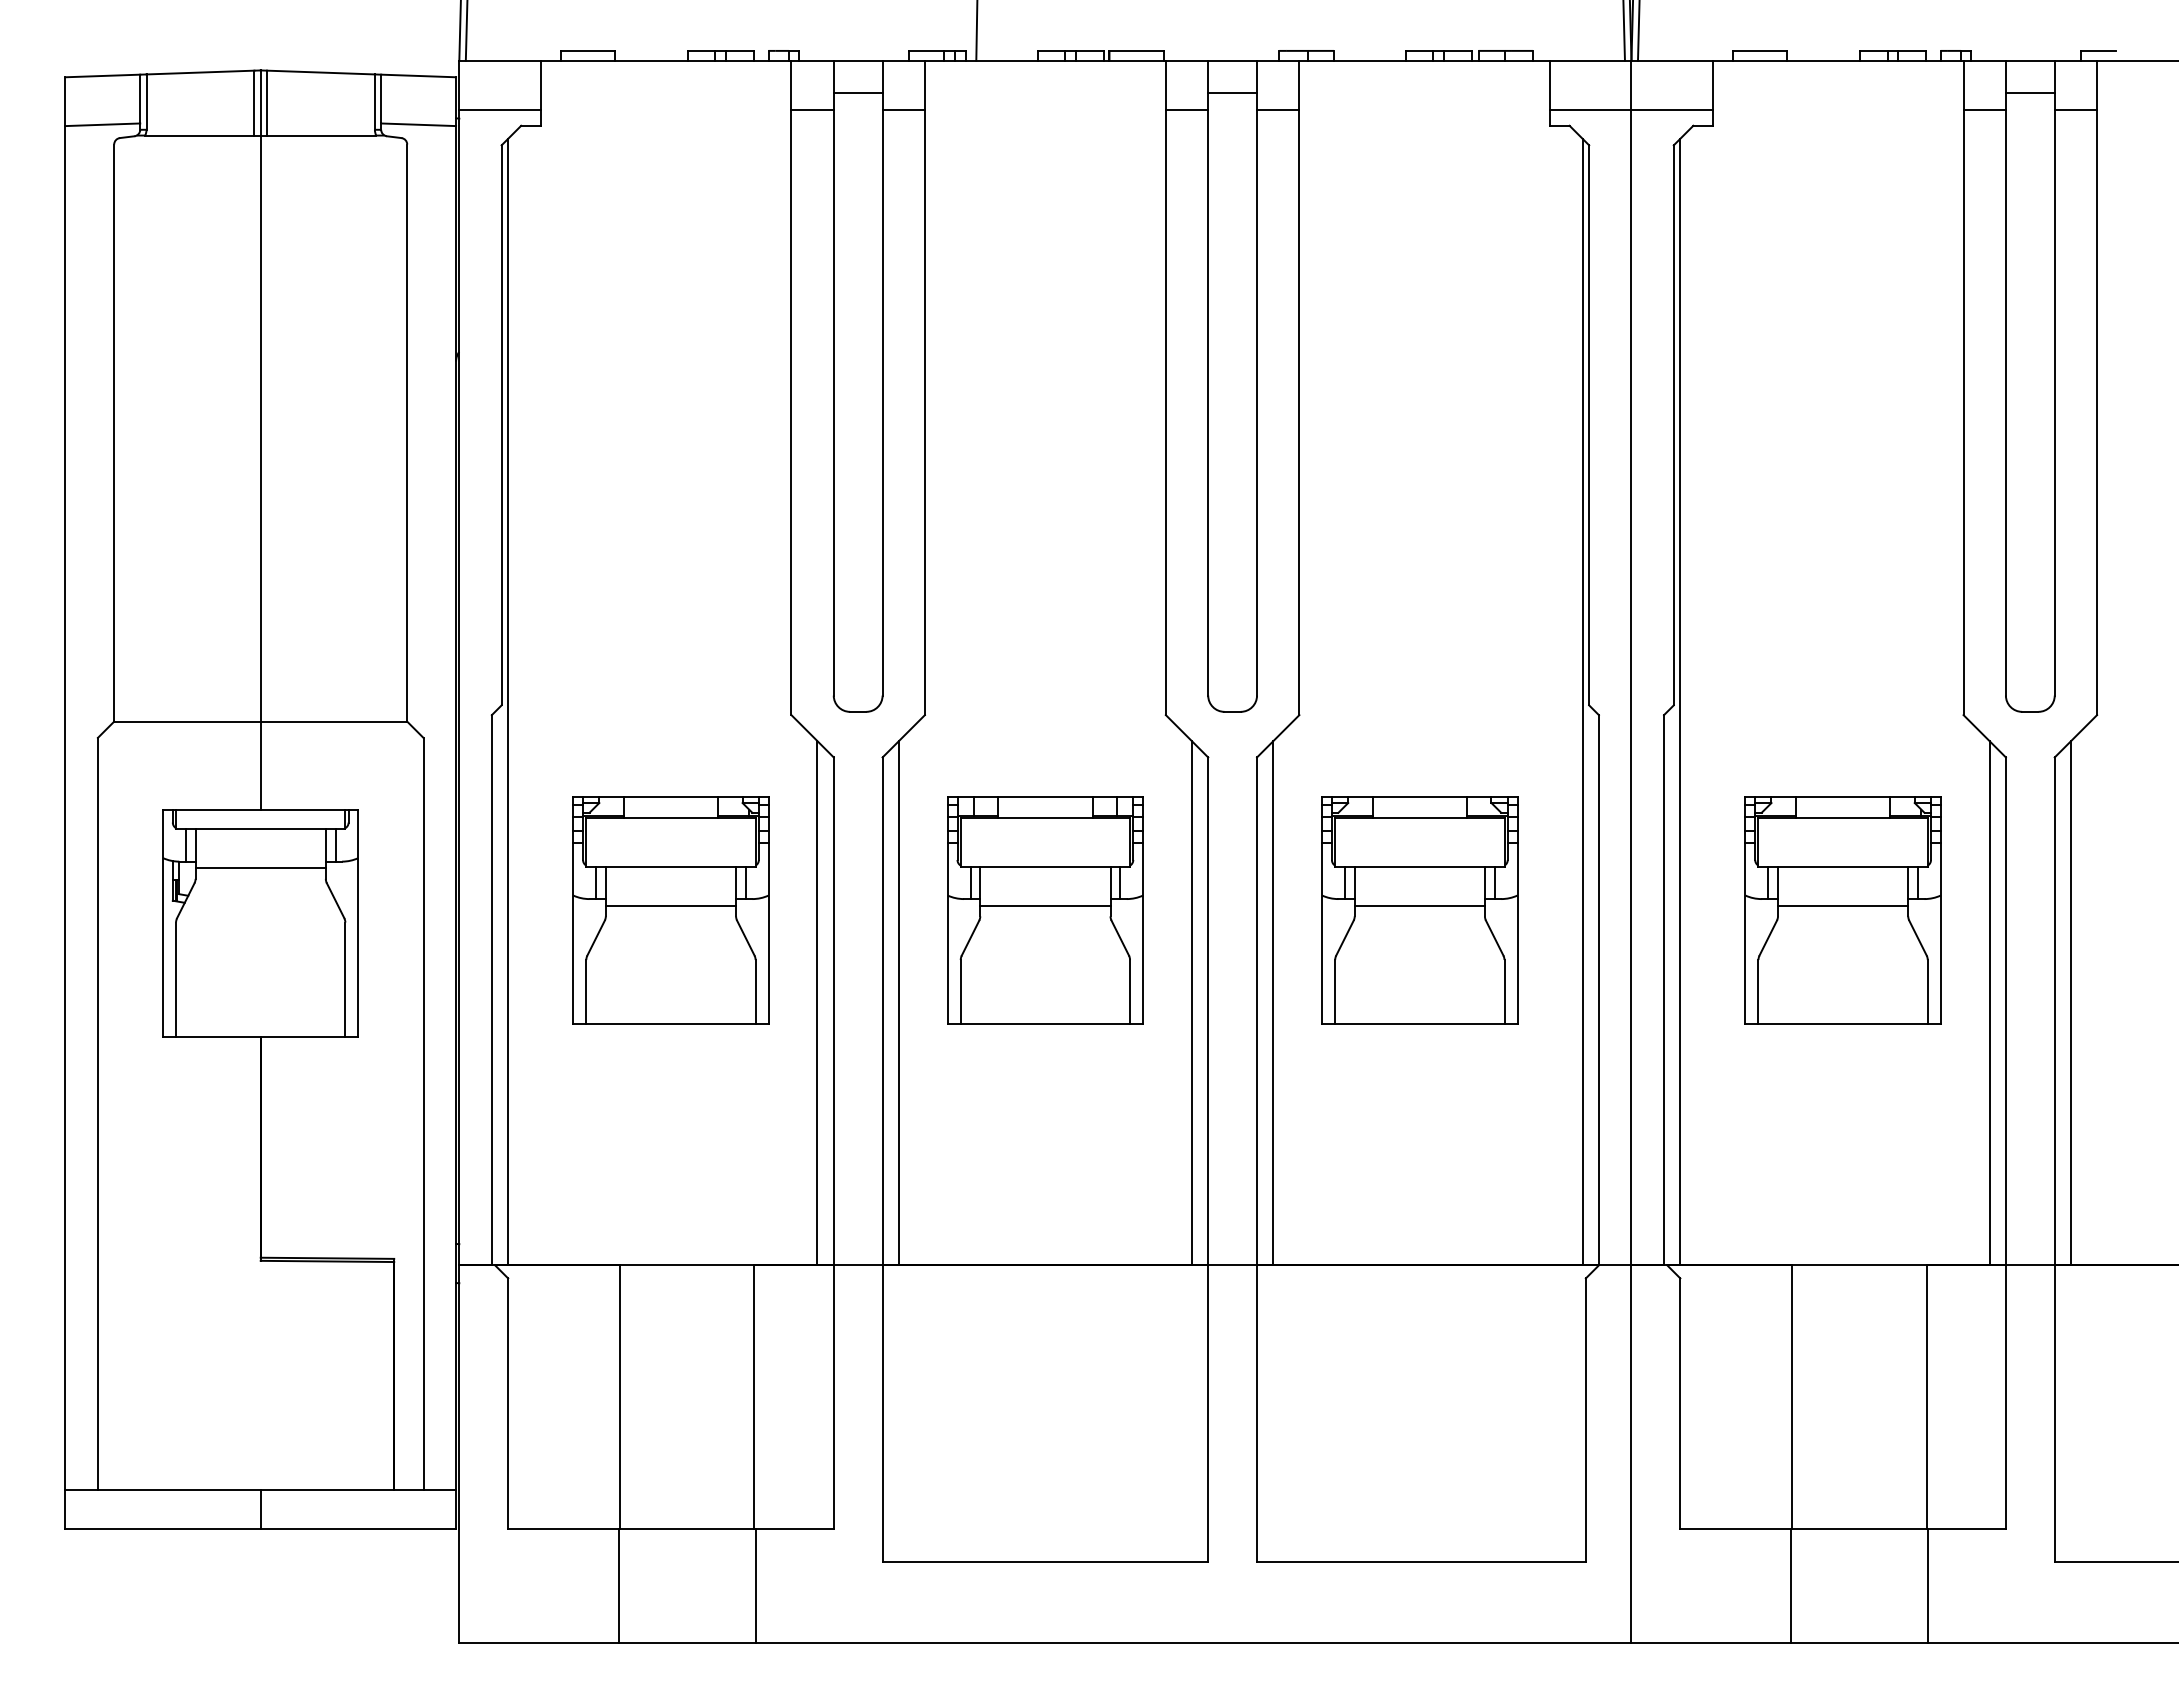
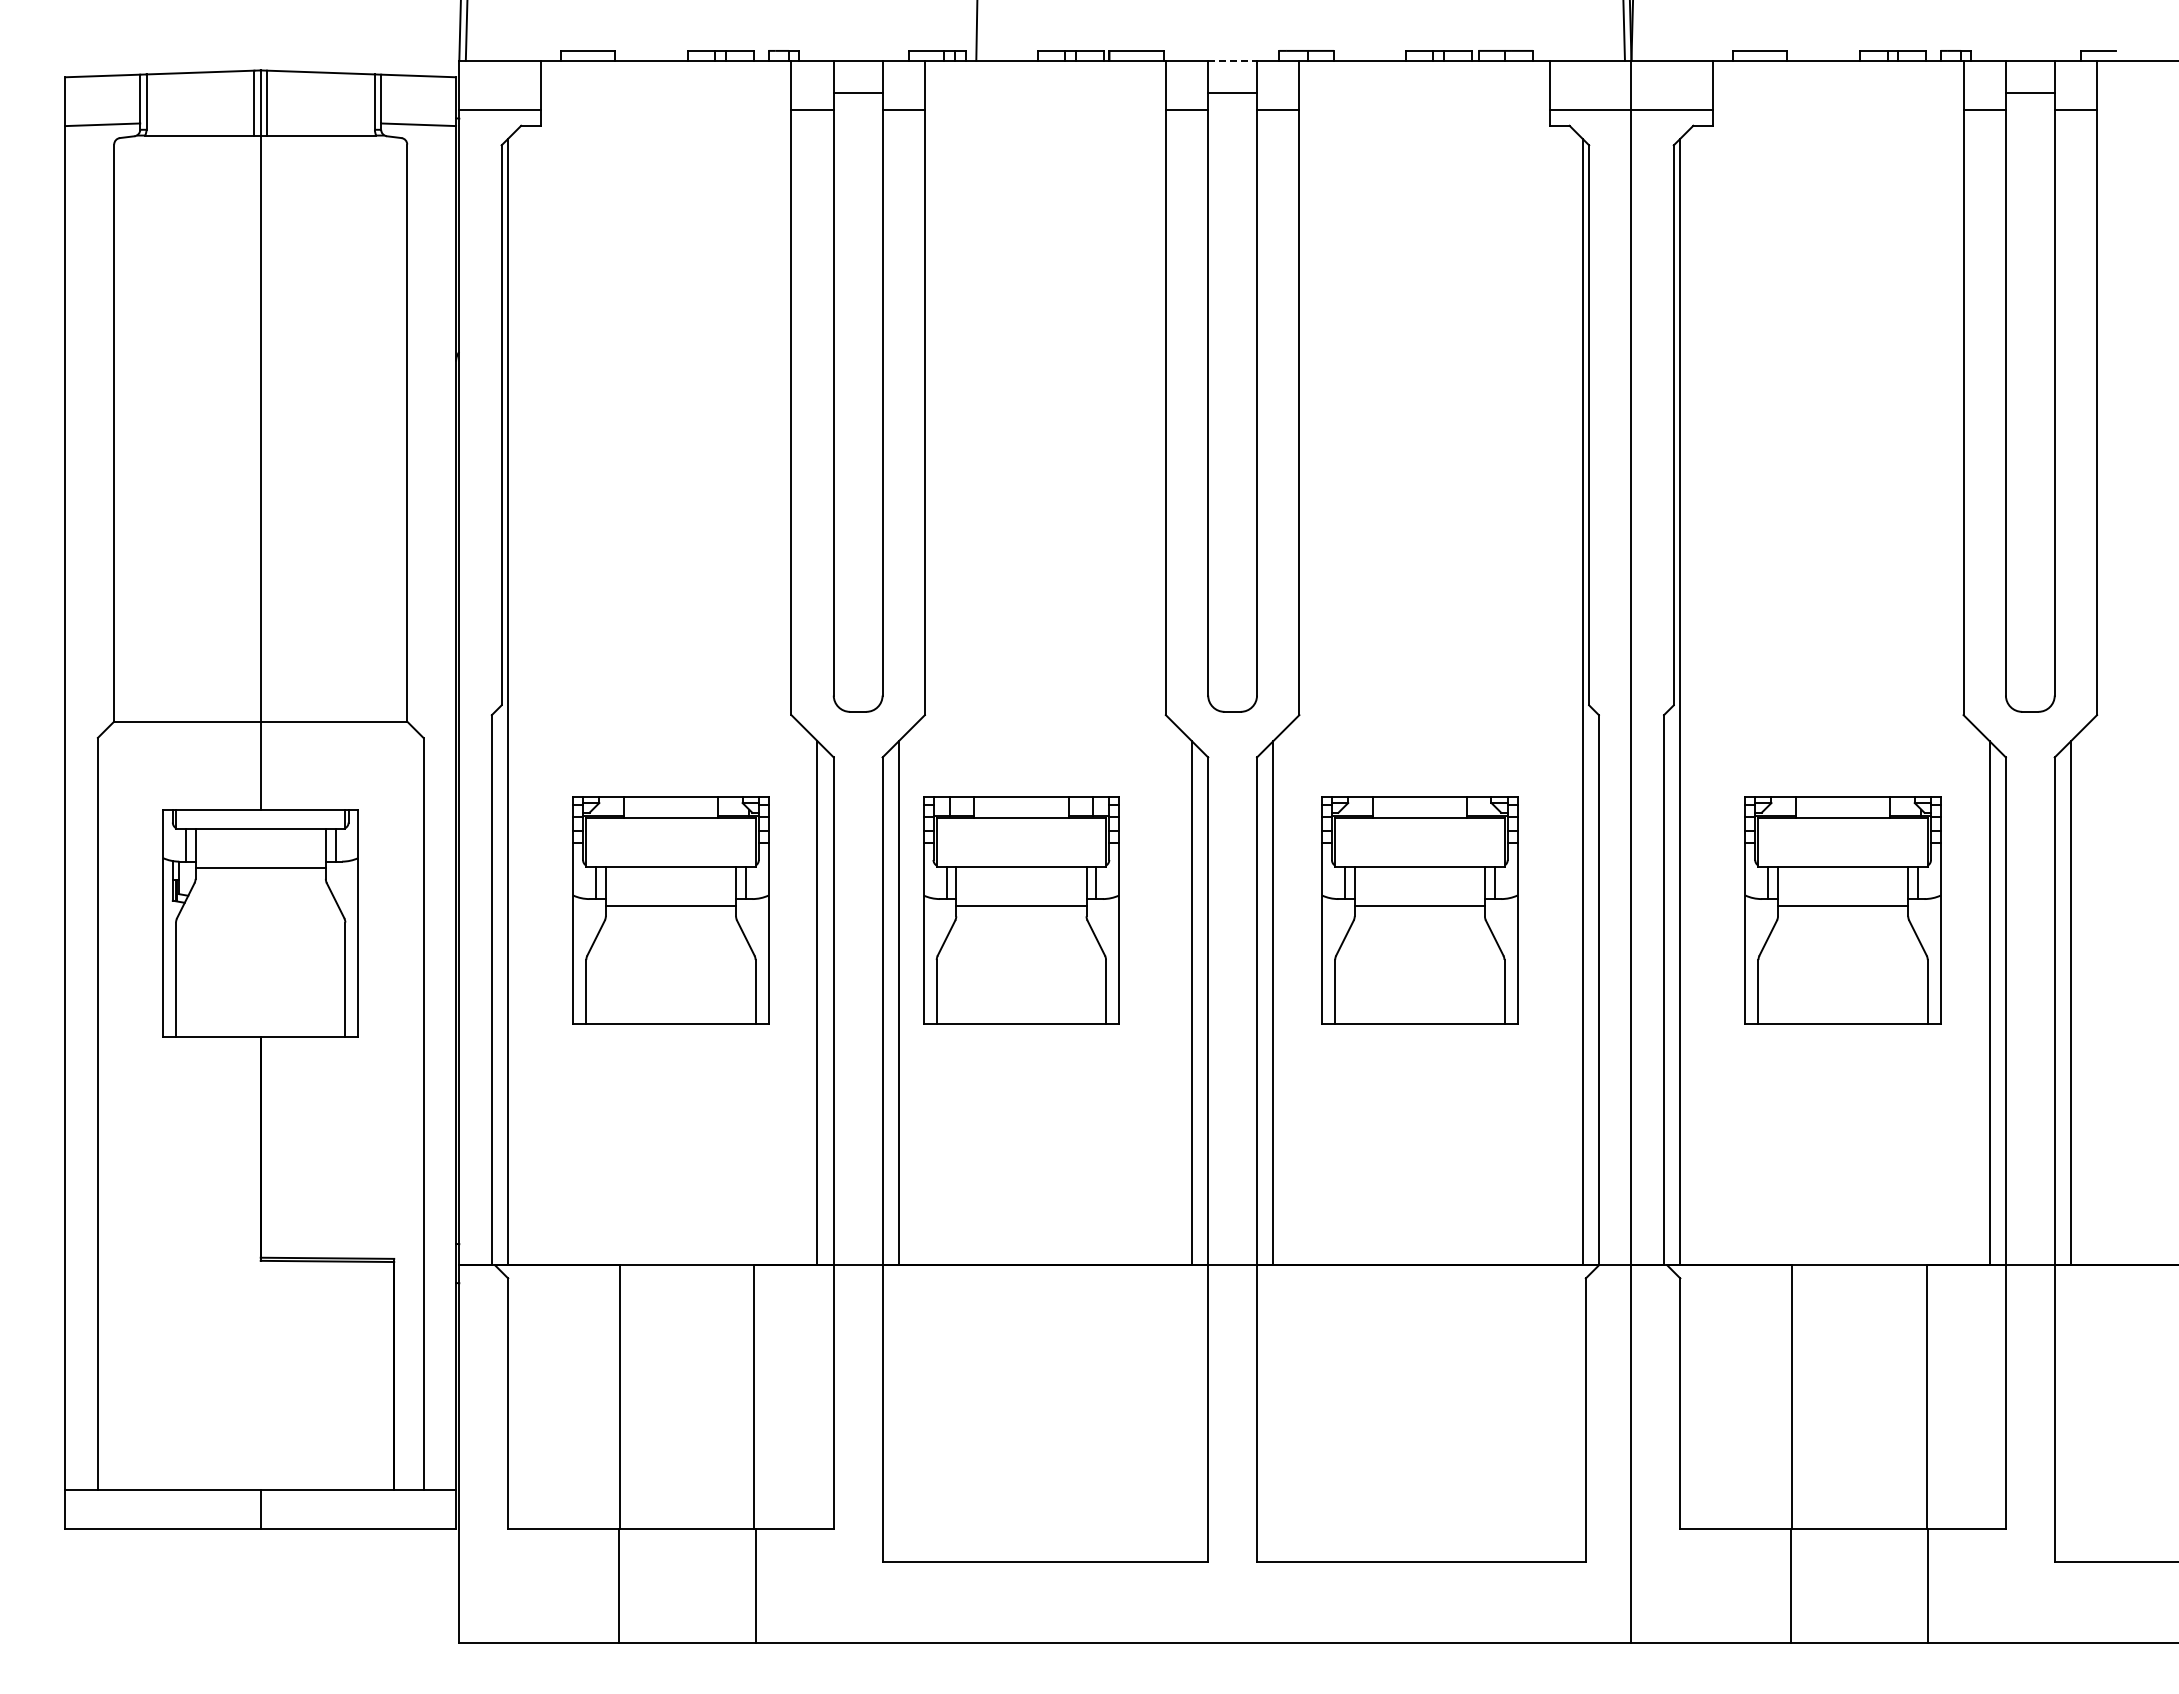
line: present -> none (1638, 31)
line: solid -> dashed (1233, 60)
part position: (1045, 910) -> (1021, 910) (1021, 910)
